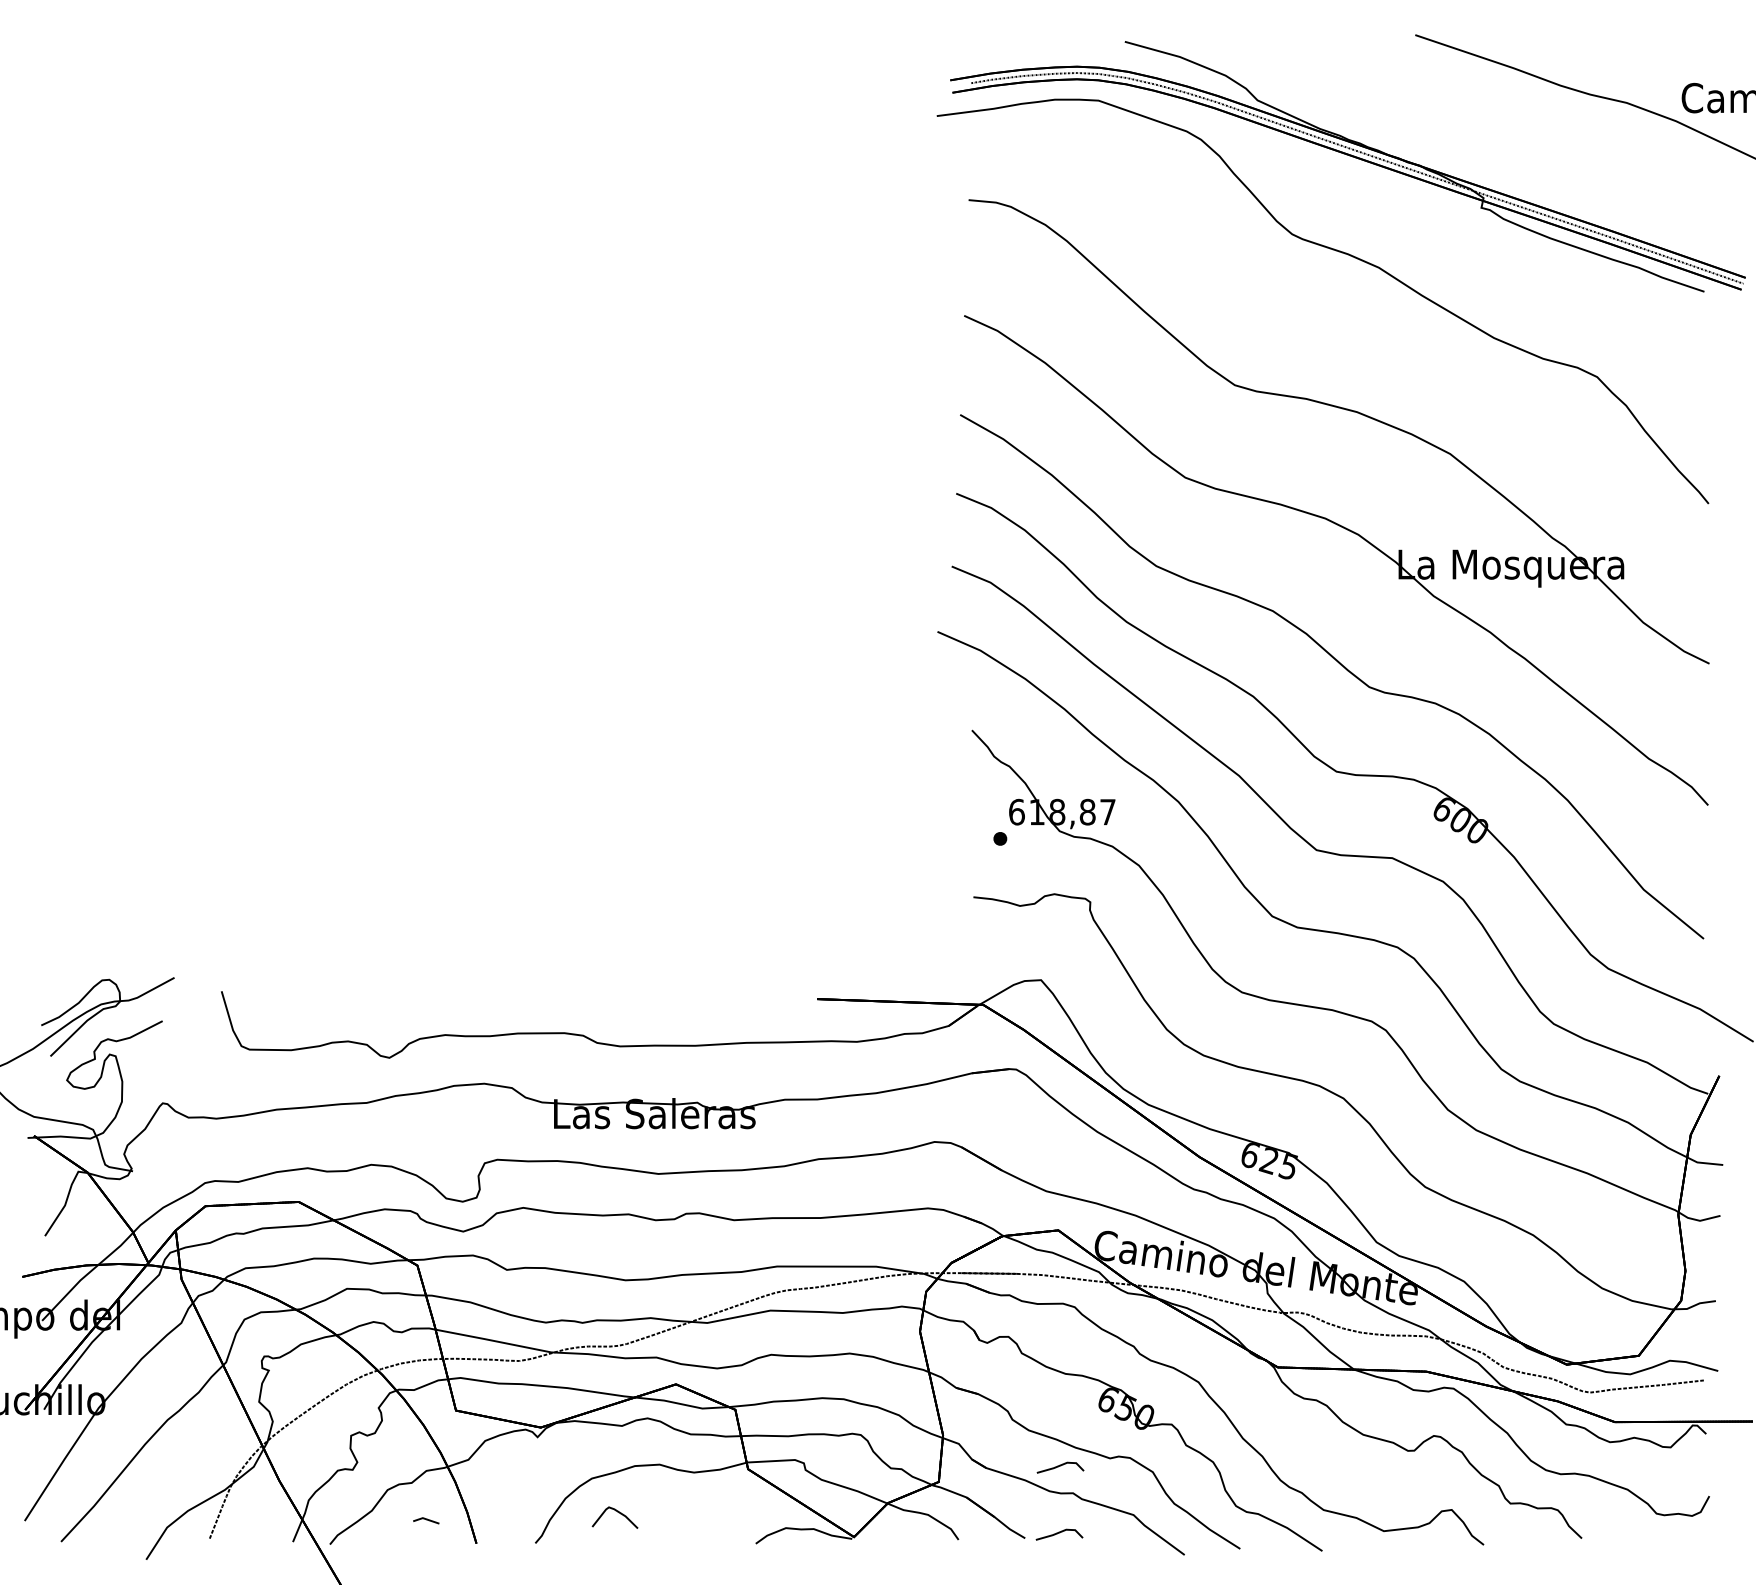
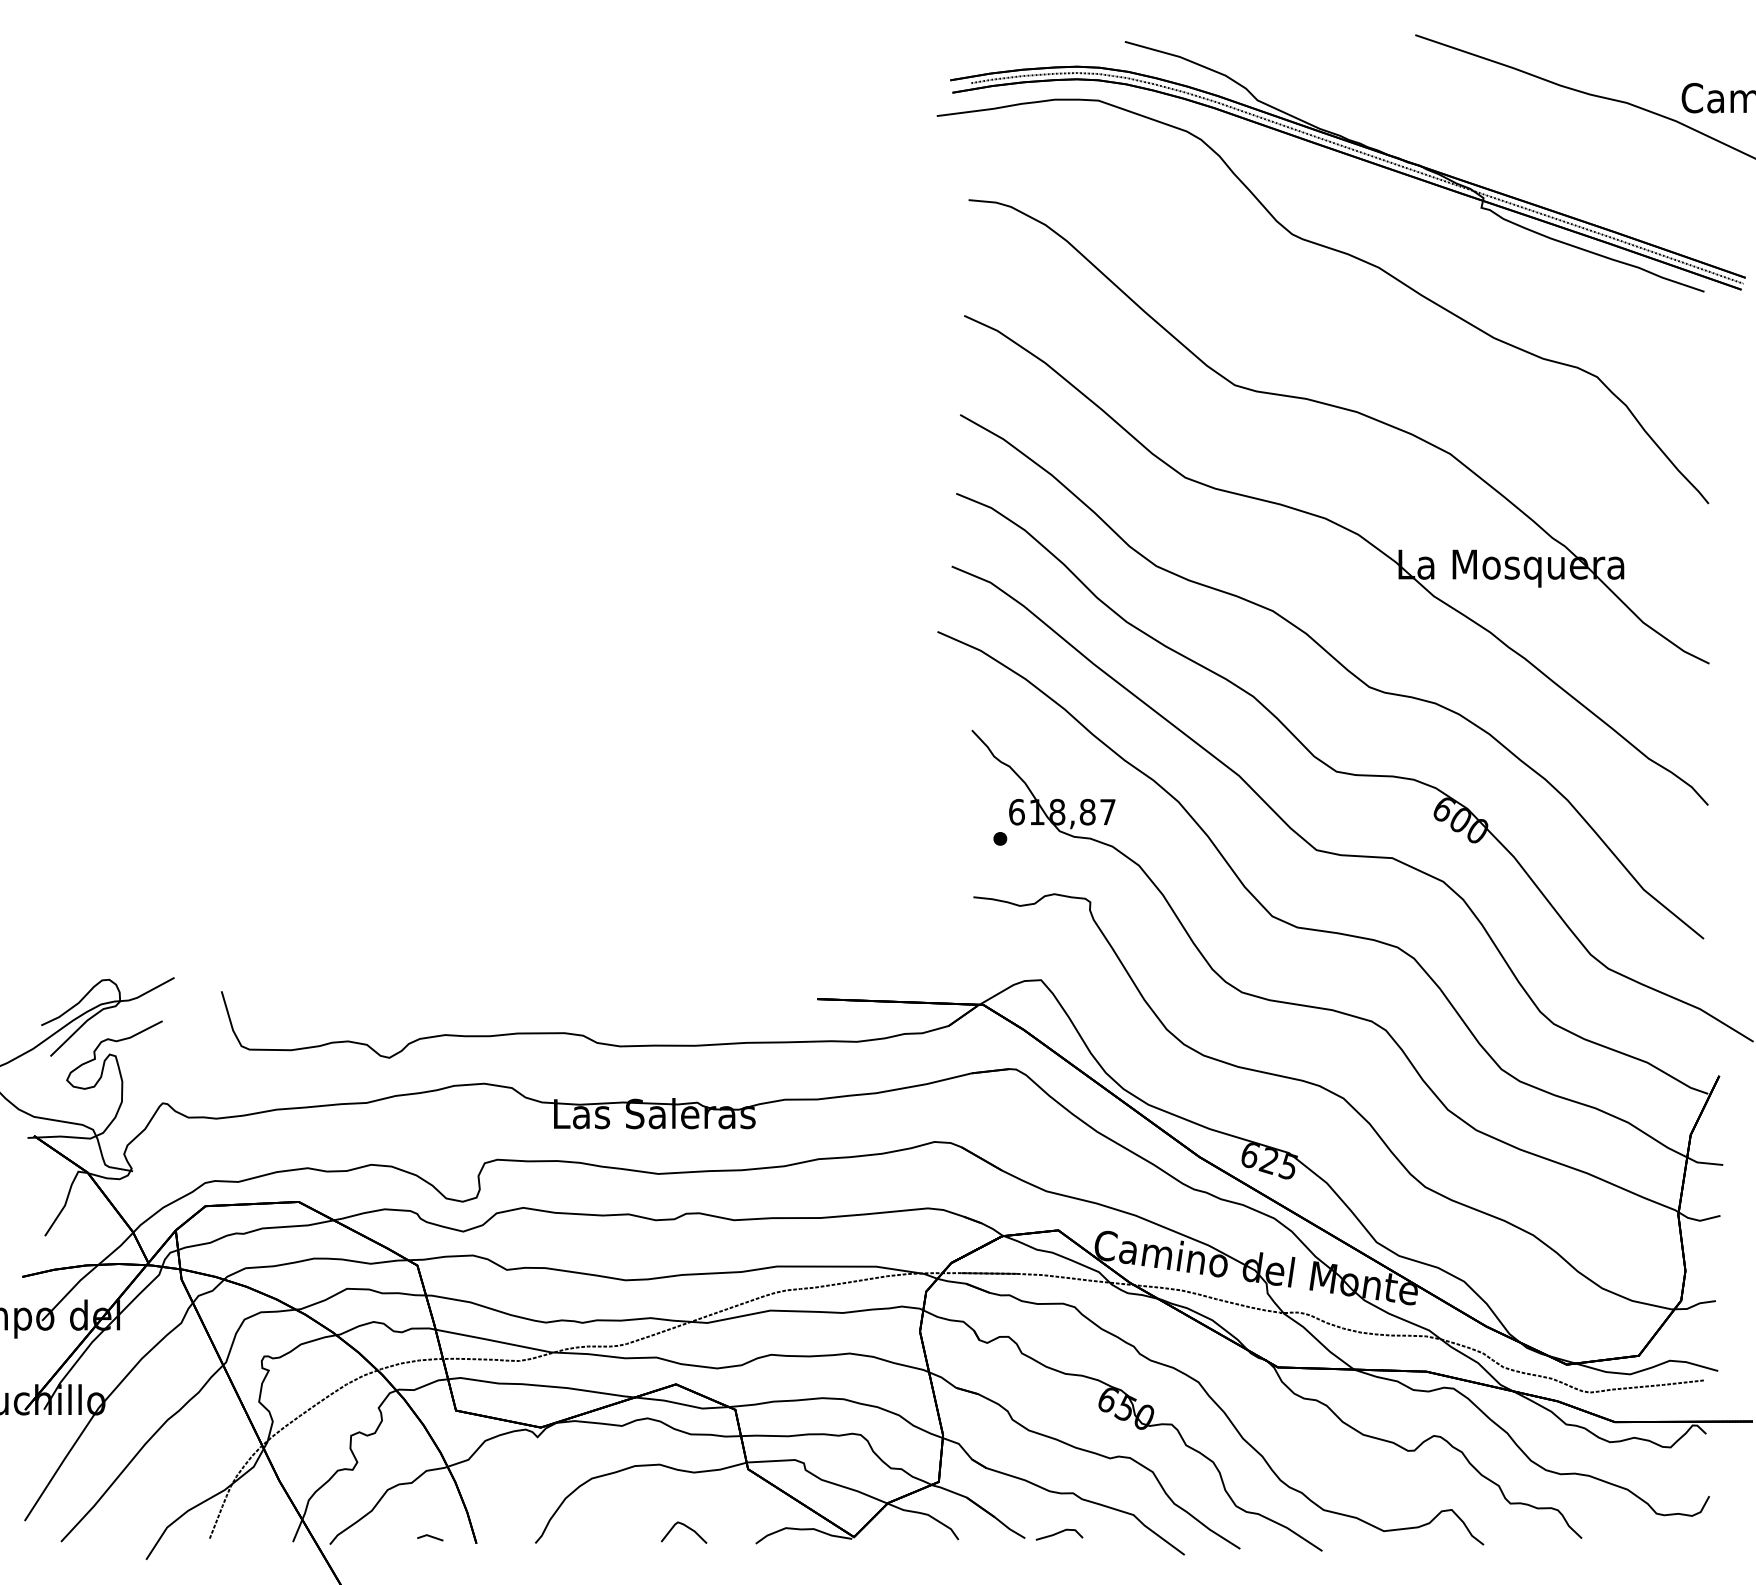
line: present -> none (1060, 1466)
curve position: (617, 1512) -> (686, 1527) (686, 1527)
line position: (426, 1520) -> (430, 1537) (430, 1537)
